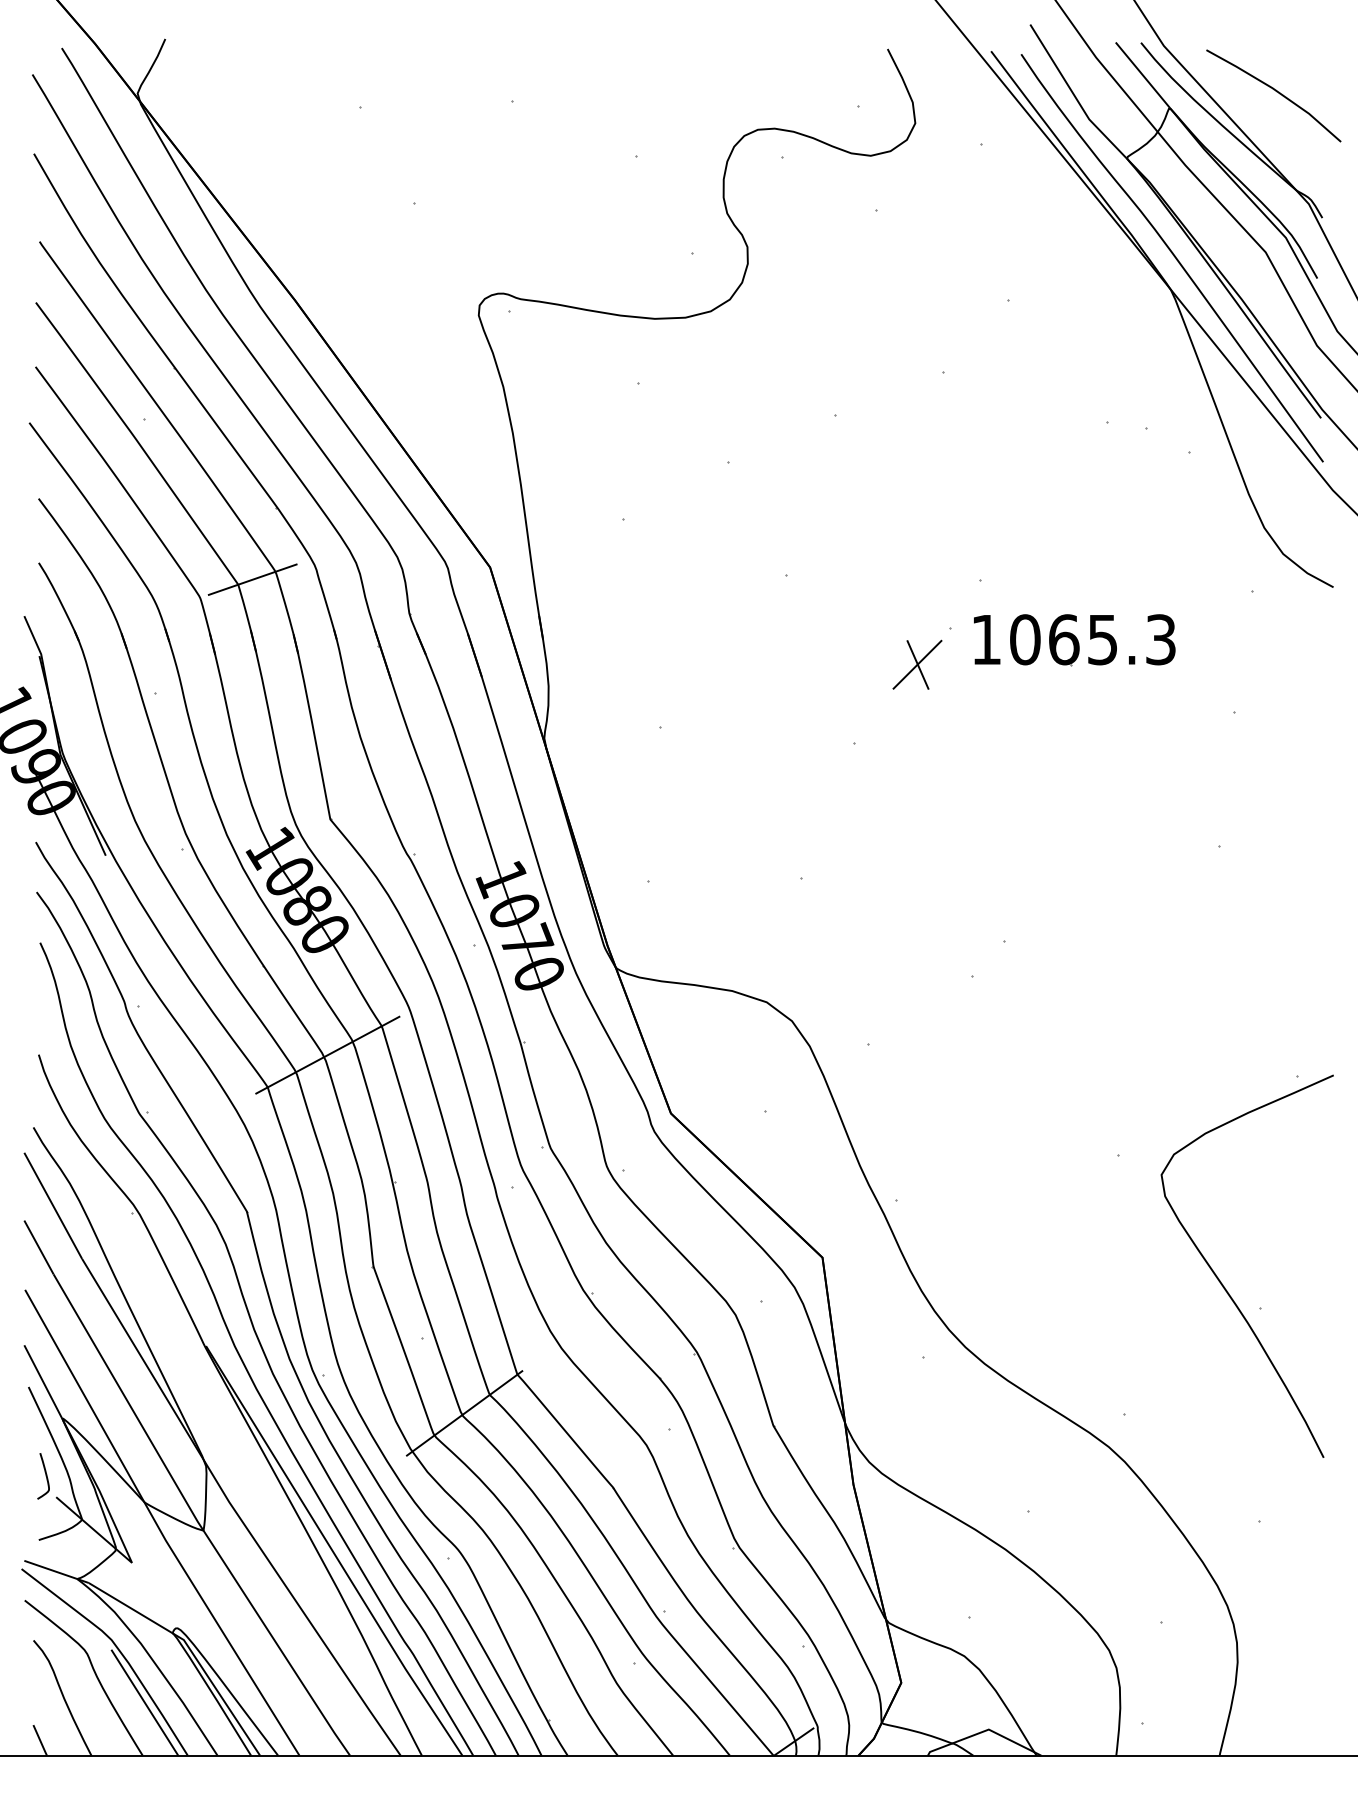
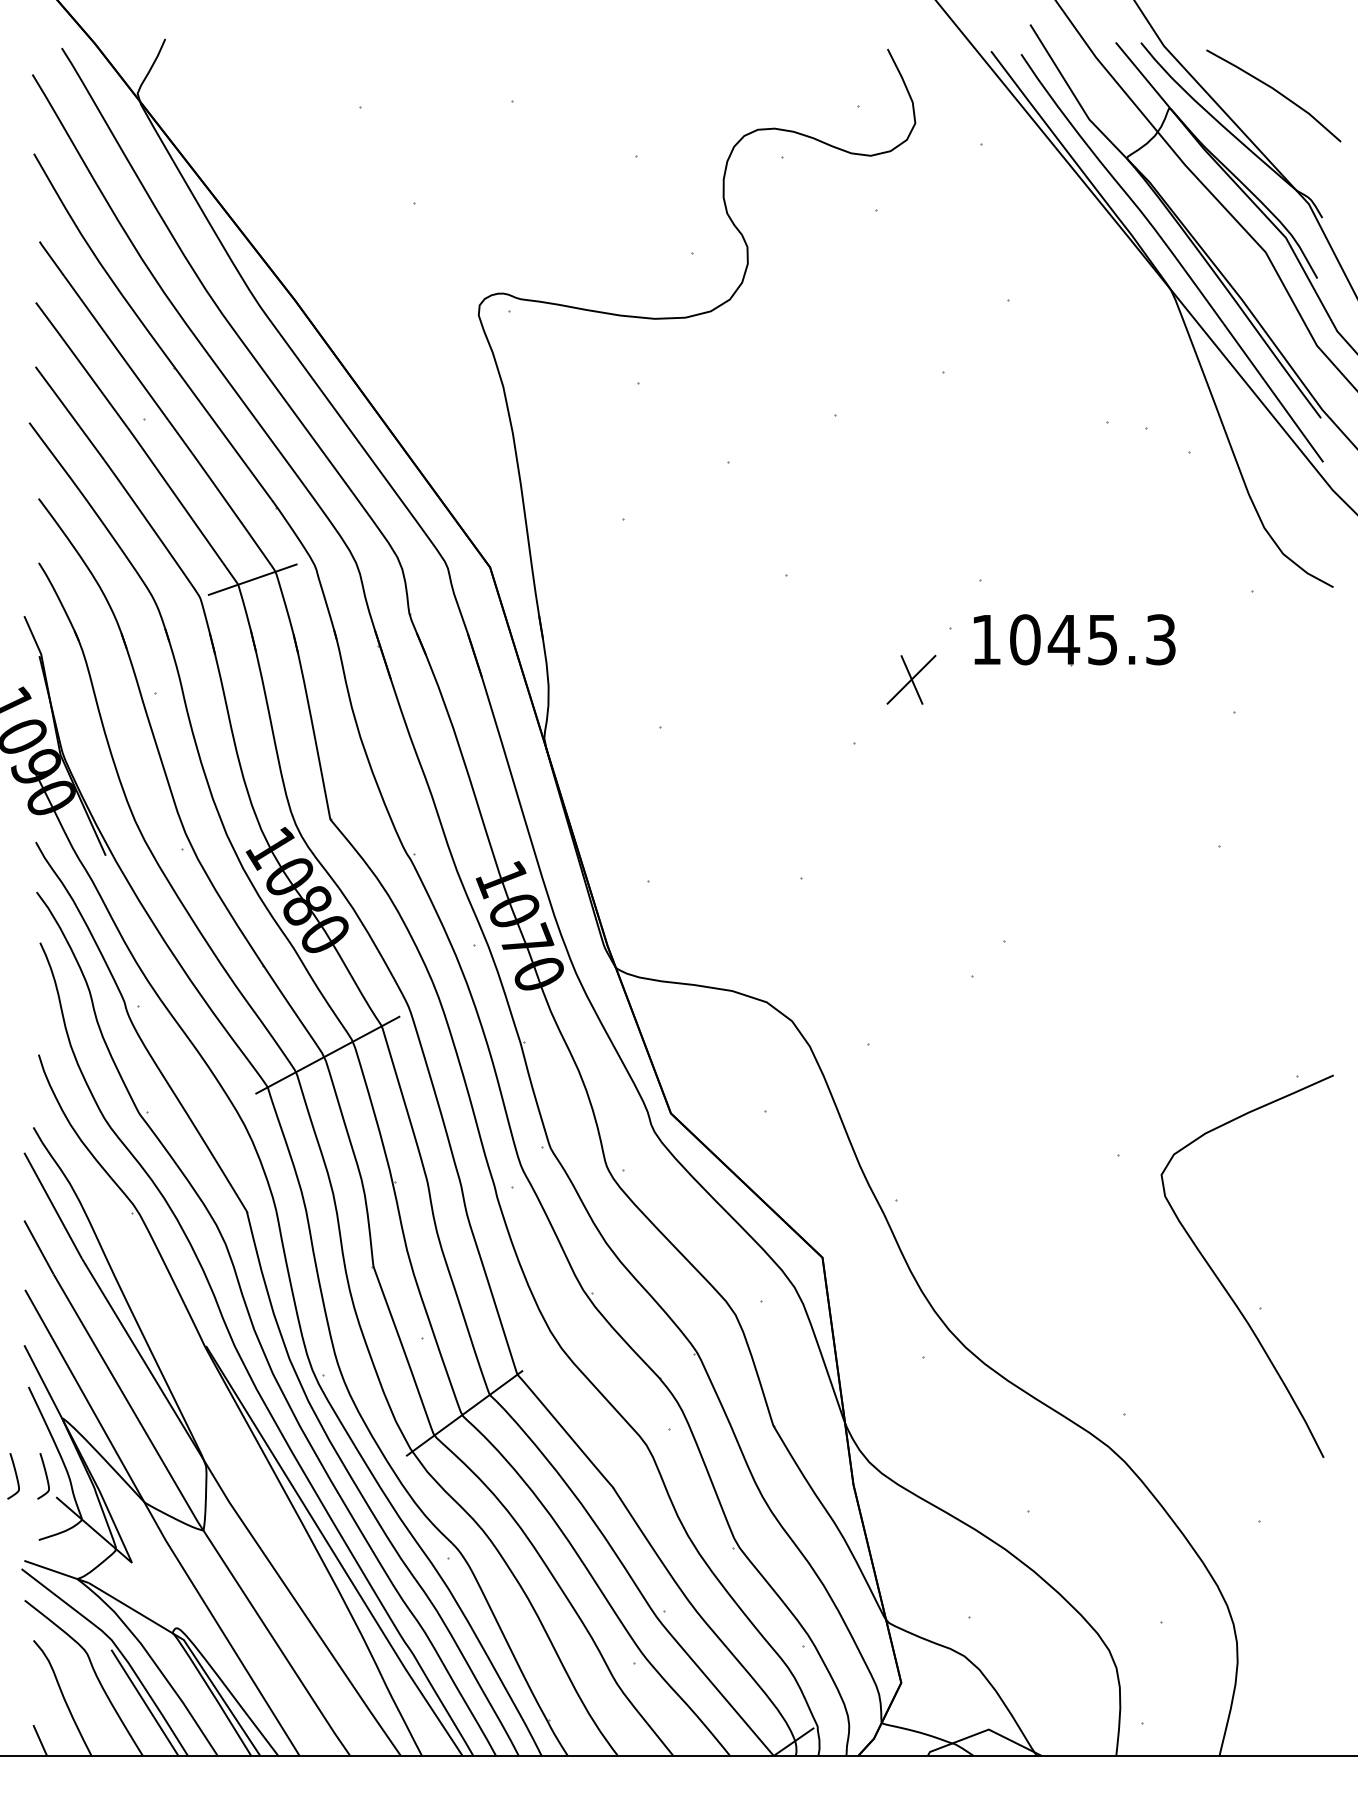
text: 1065.3 -> 1045.3 (1063, 639)
part position: (917, 664) -> (911, 679) (911, 679)
curve: none -> present (15, 1476)
